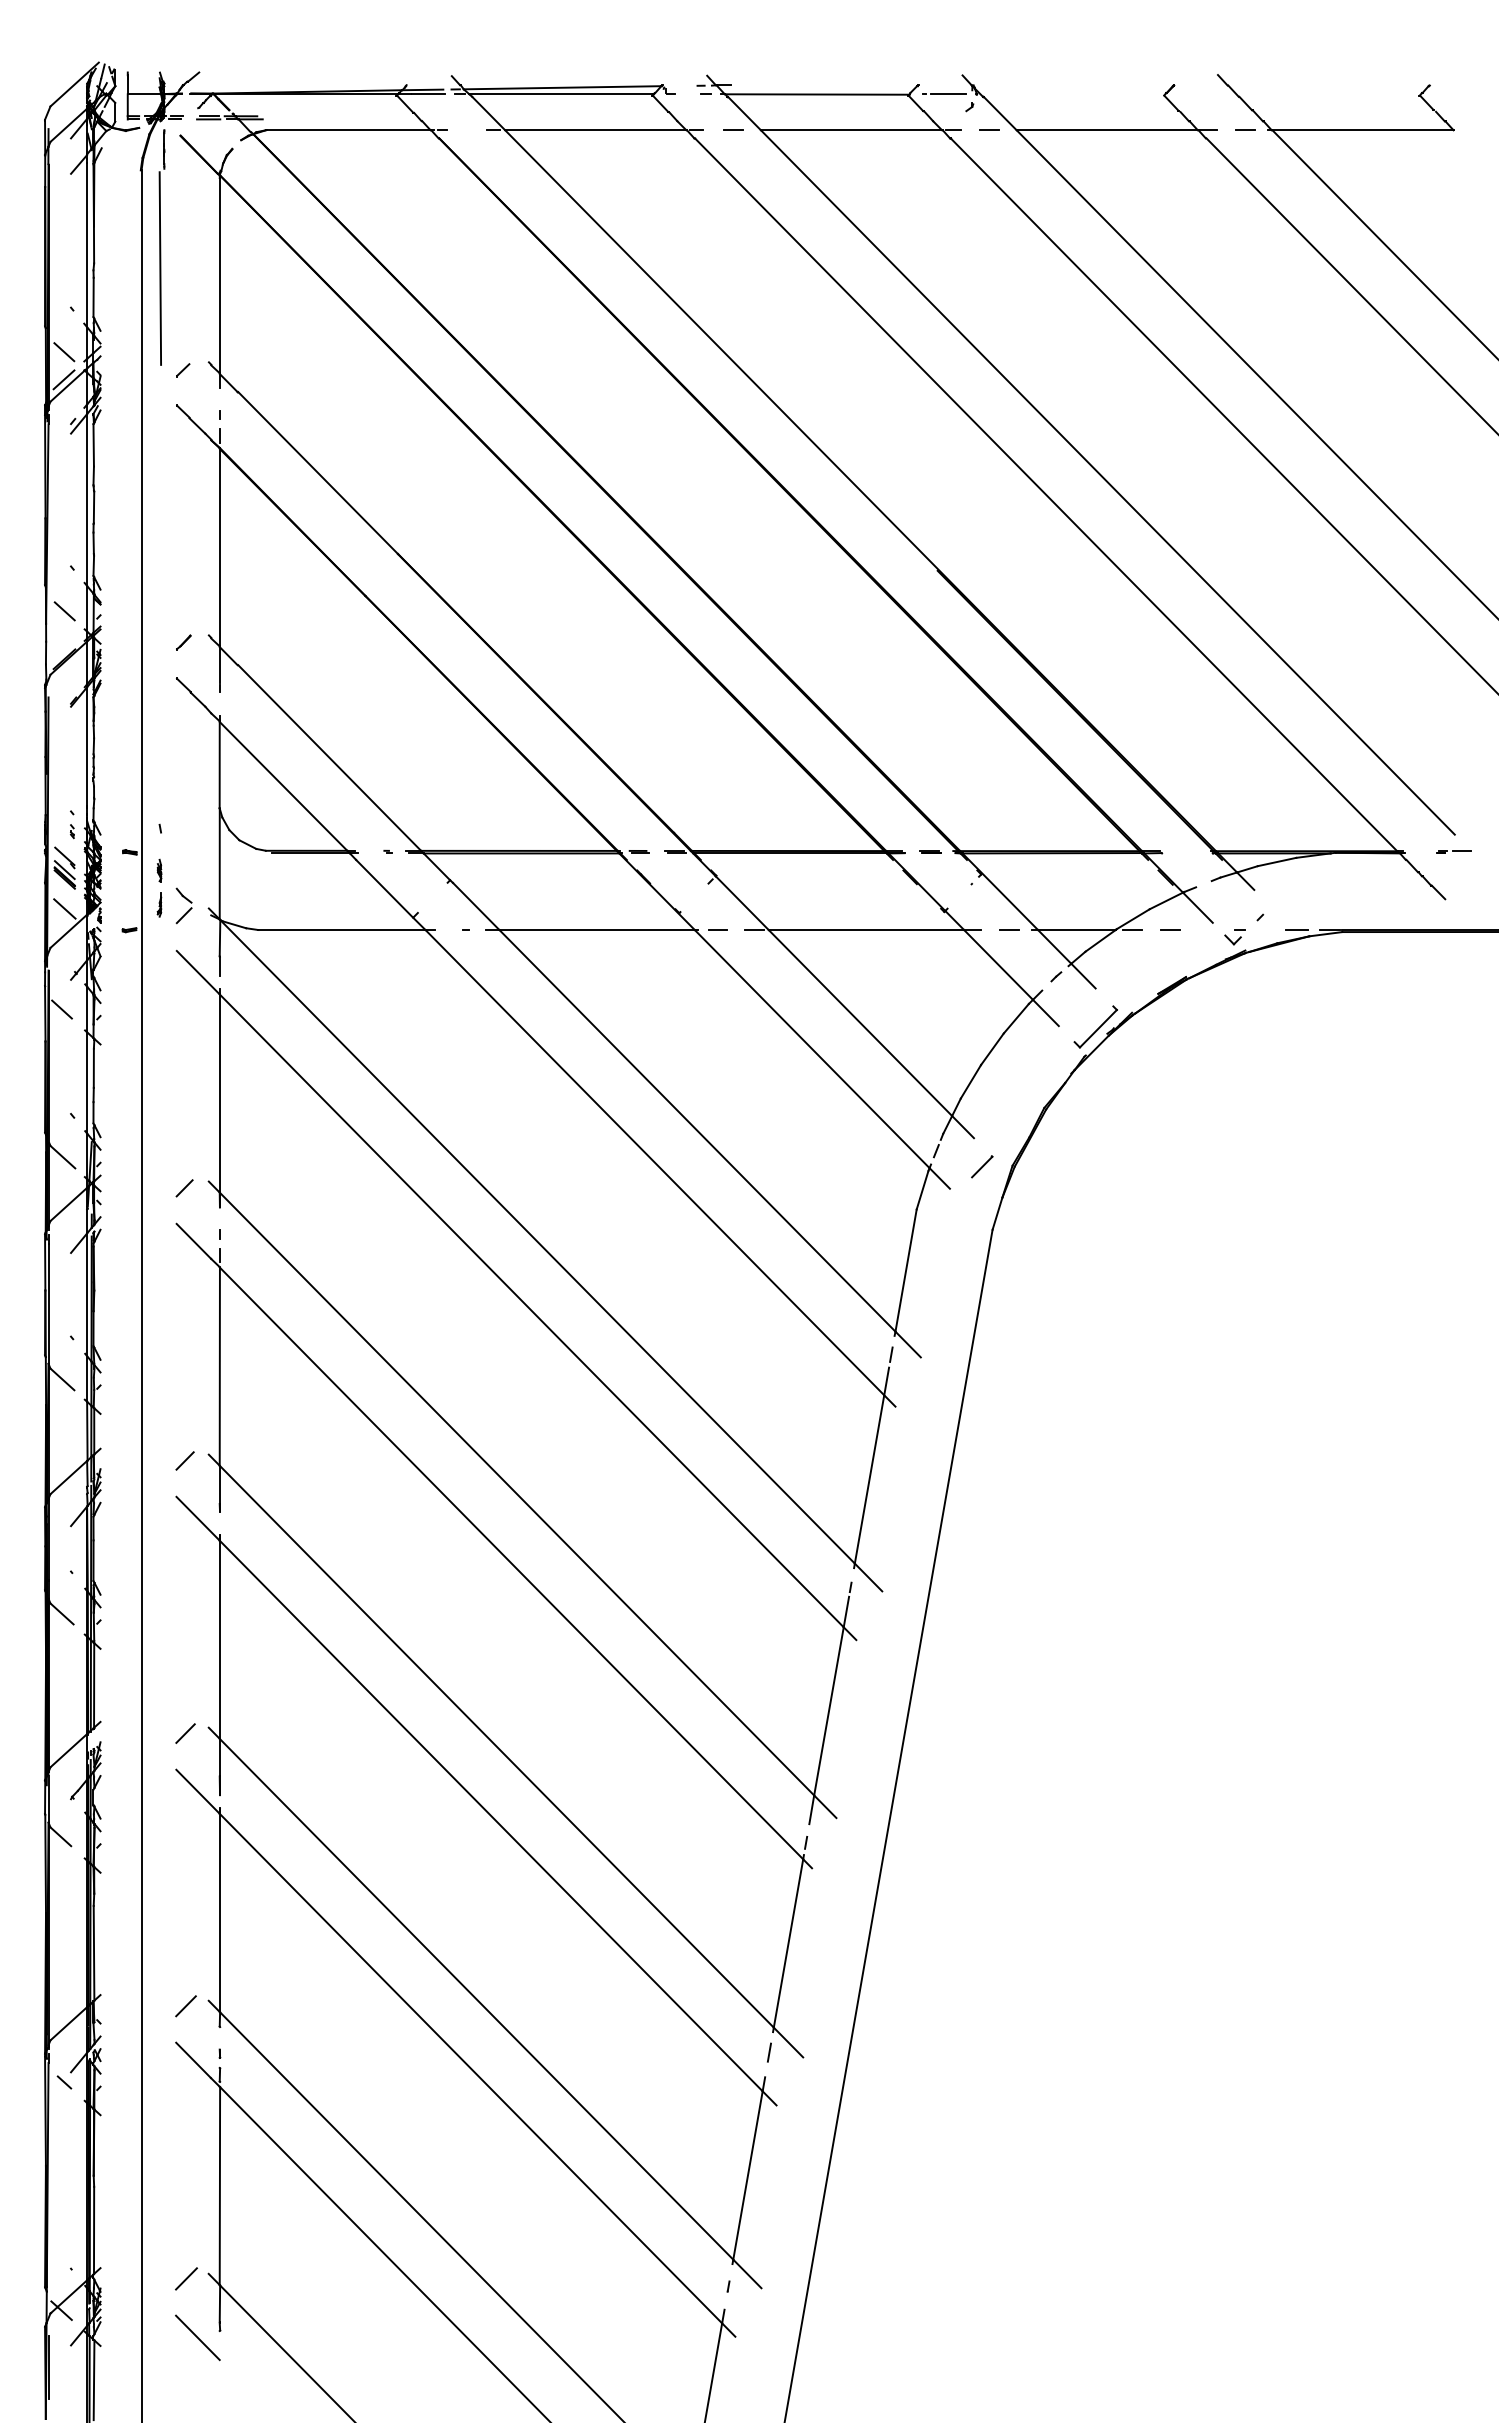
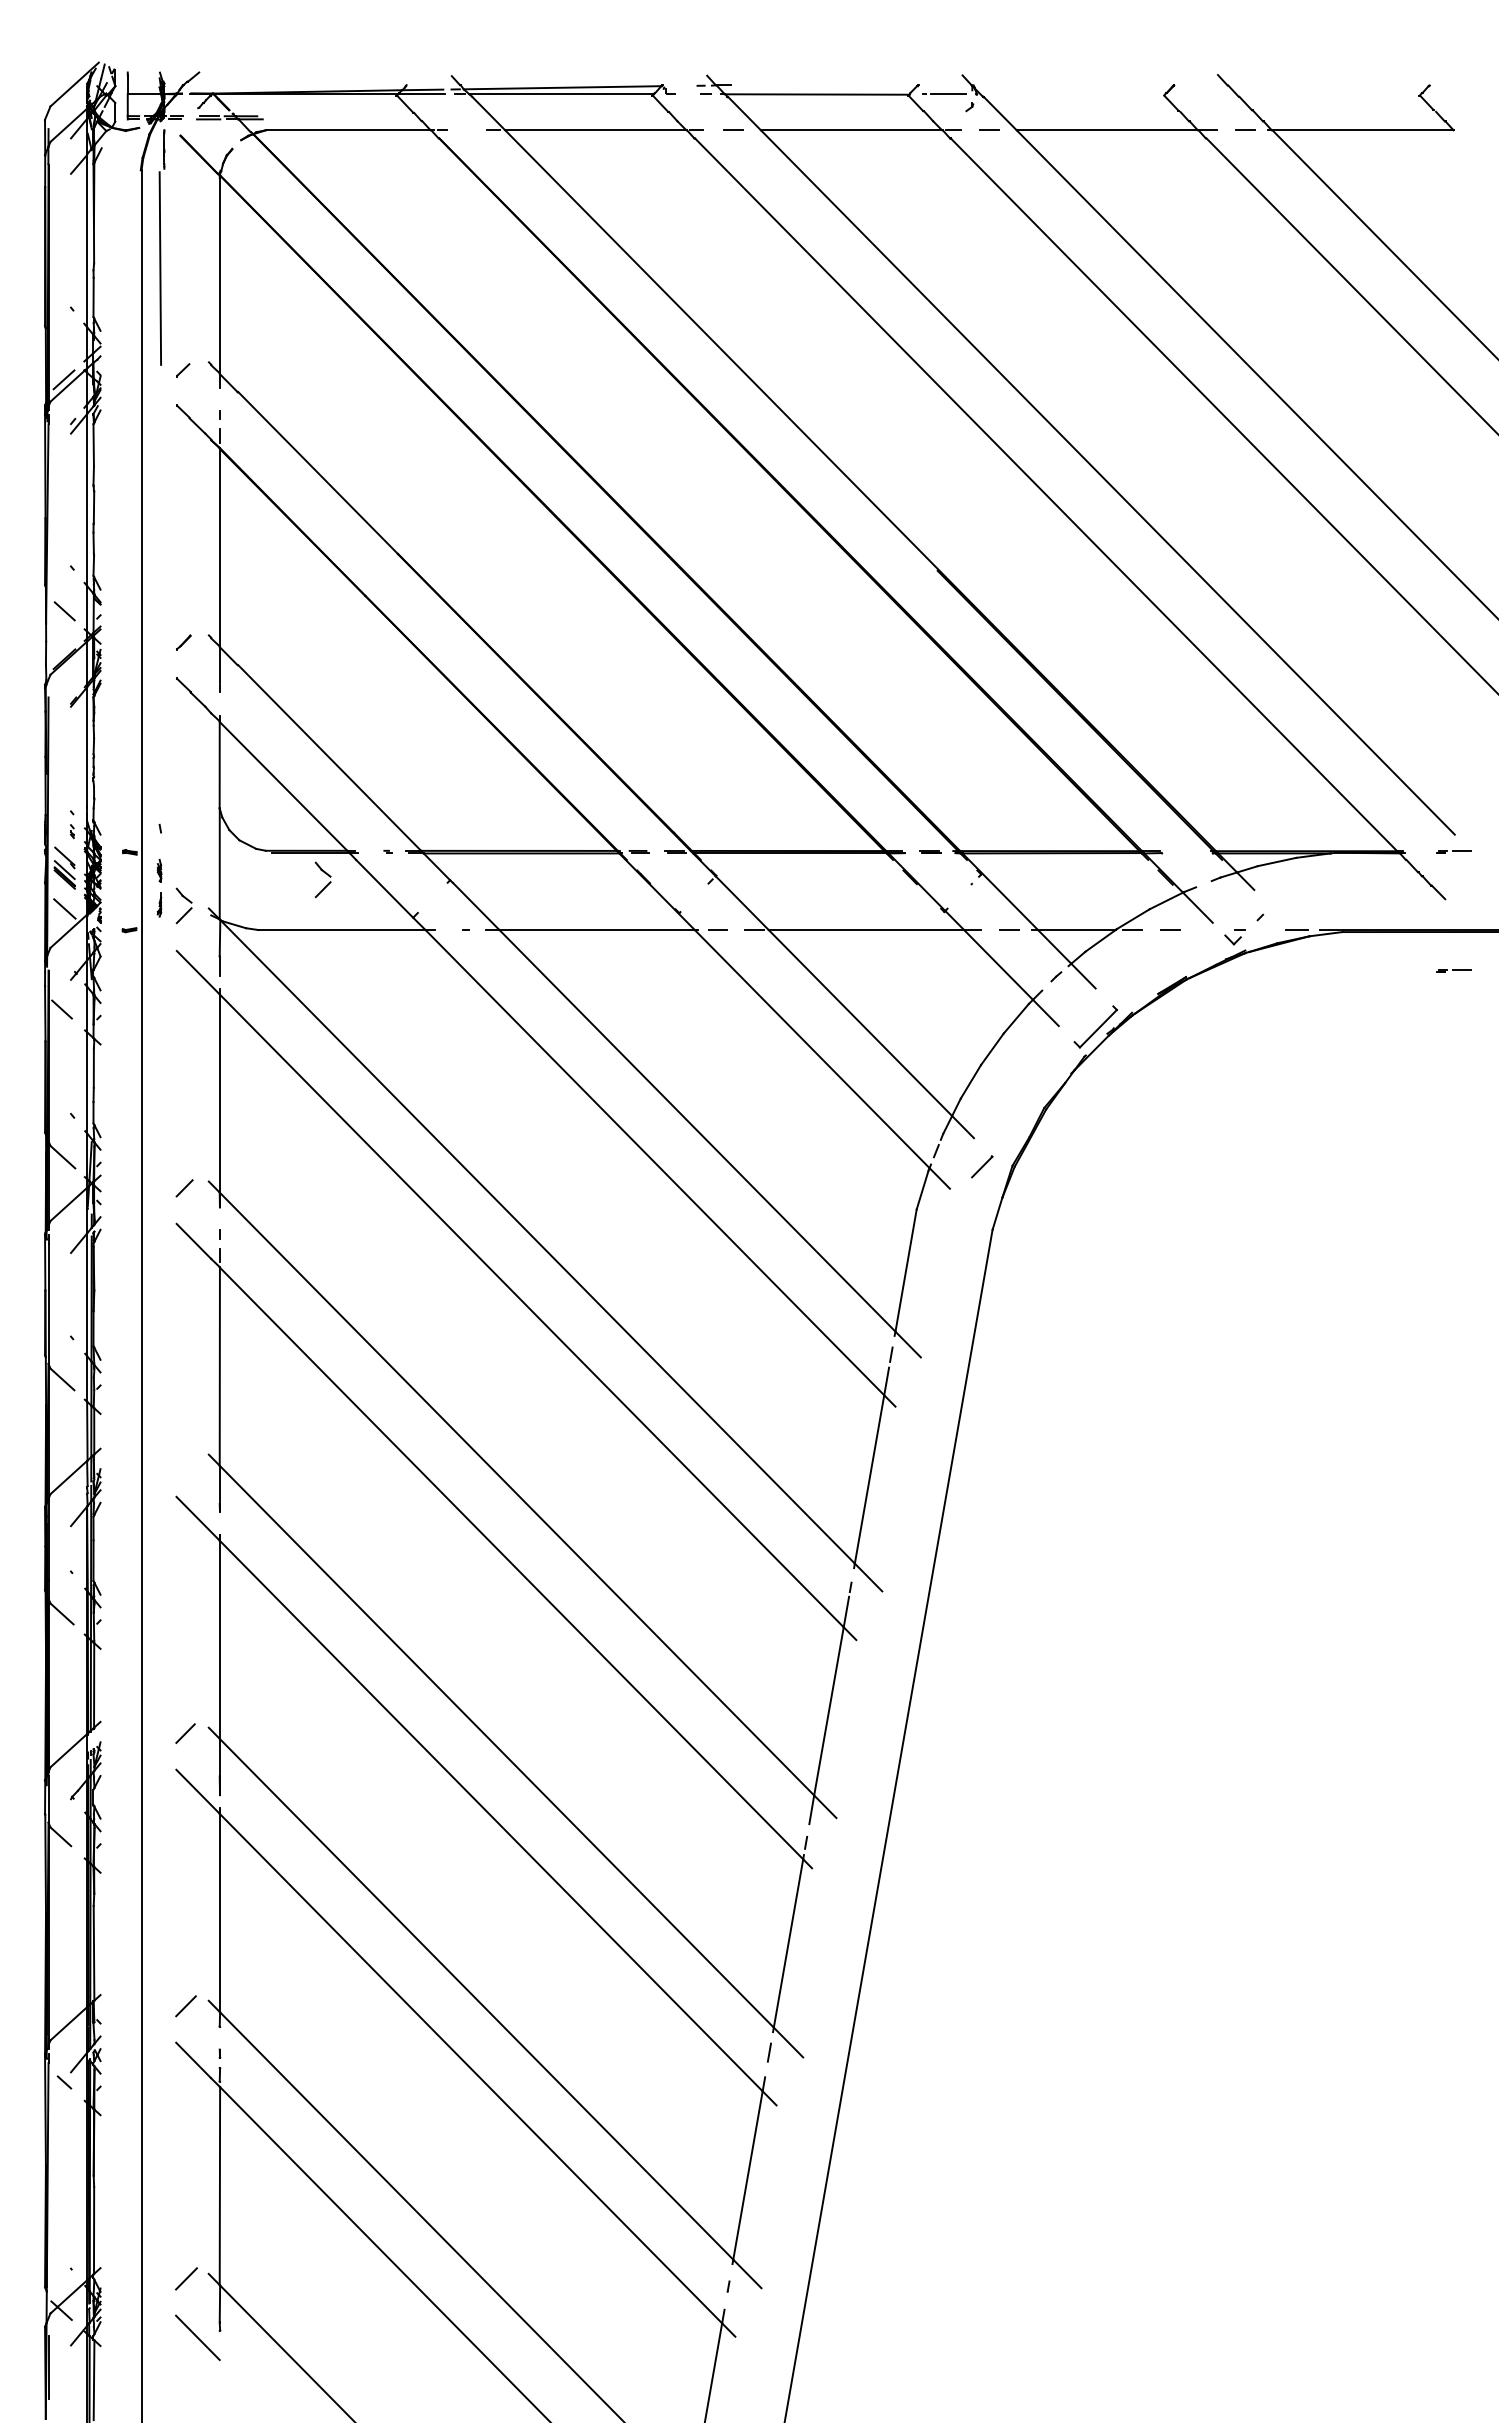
line: present -> none (64, 352)
part: none -> present (324, 873)
part: none -> present (1453, 970)
line: present -> none (184, 1460)
